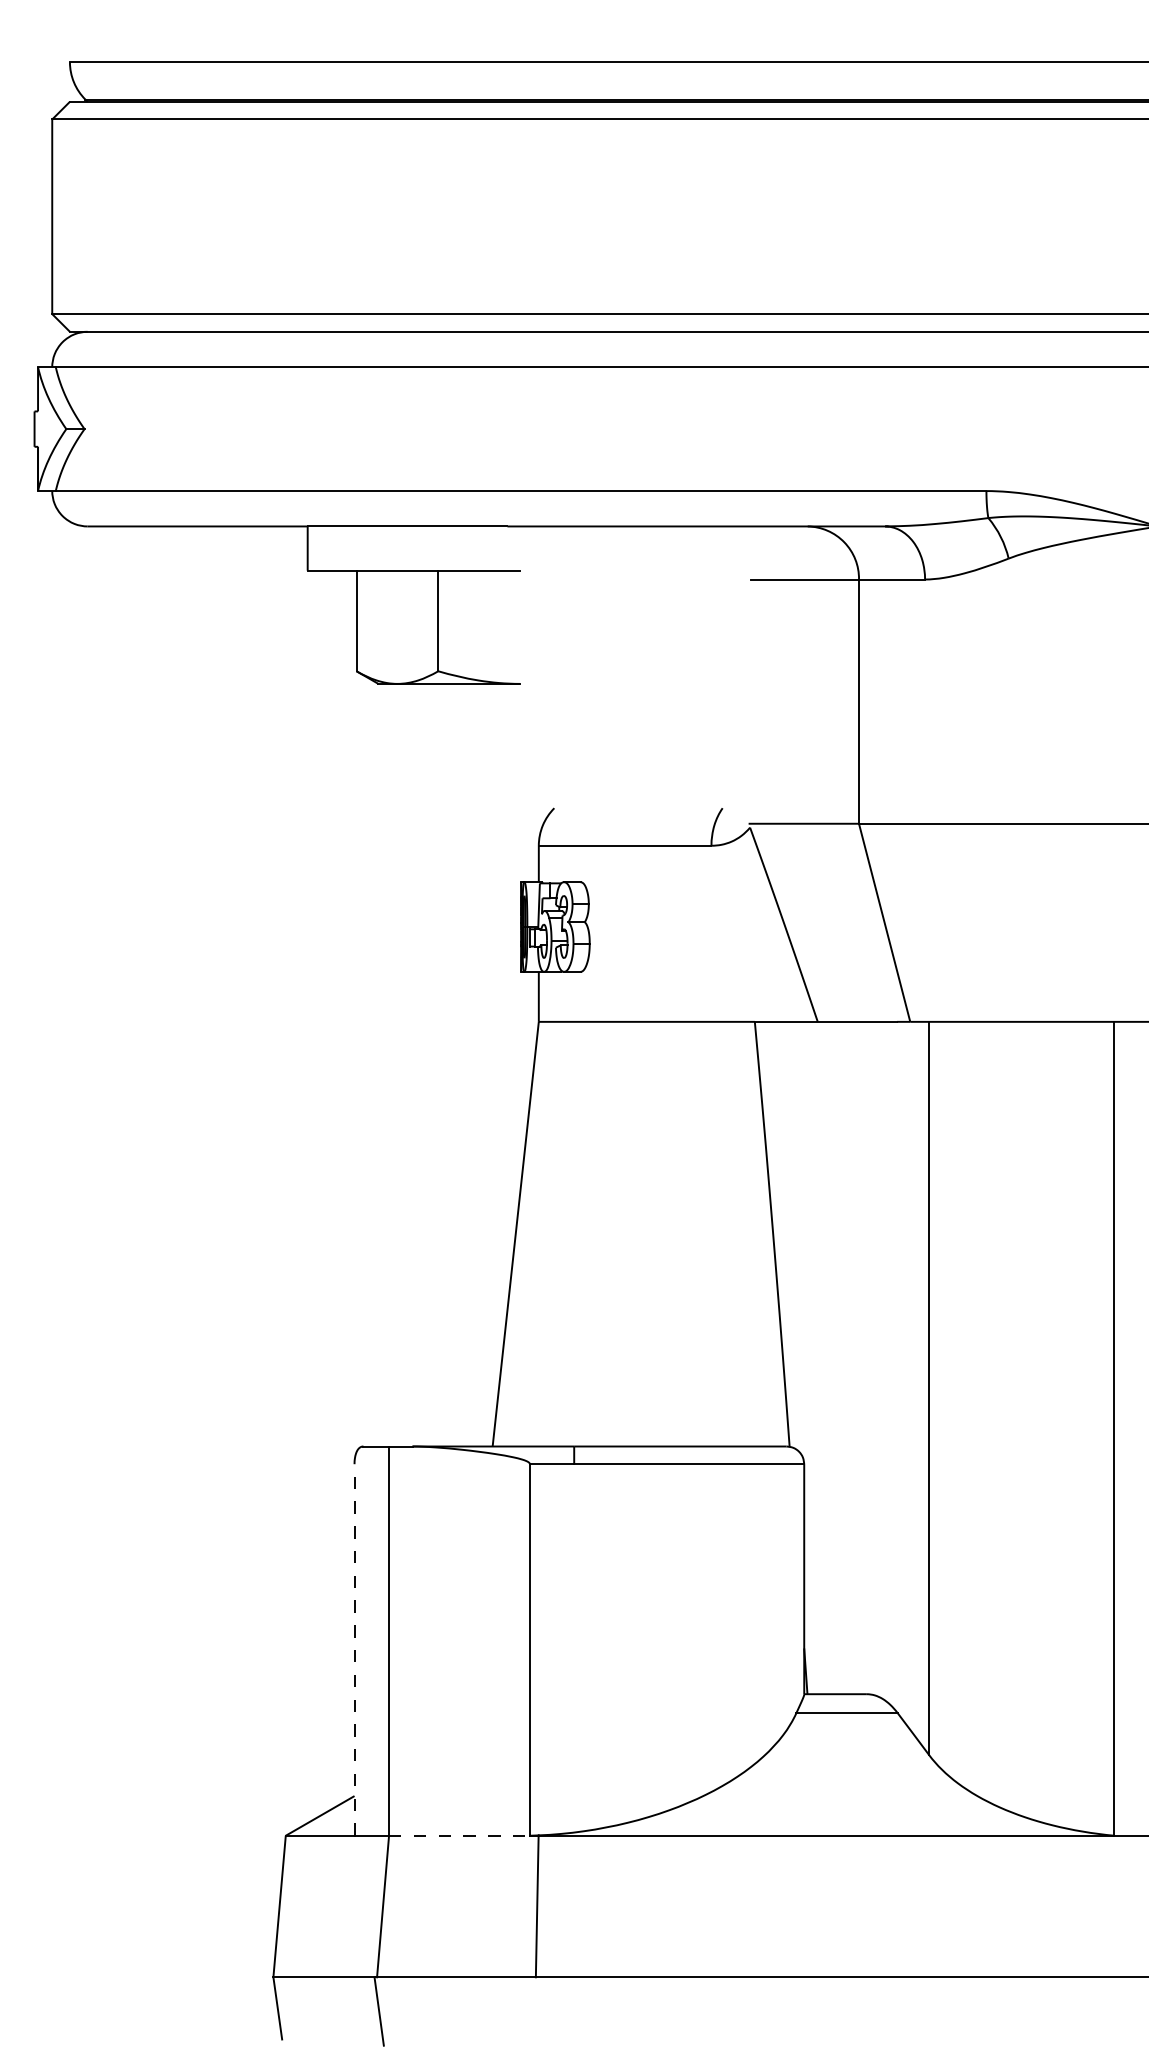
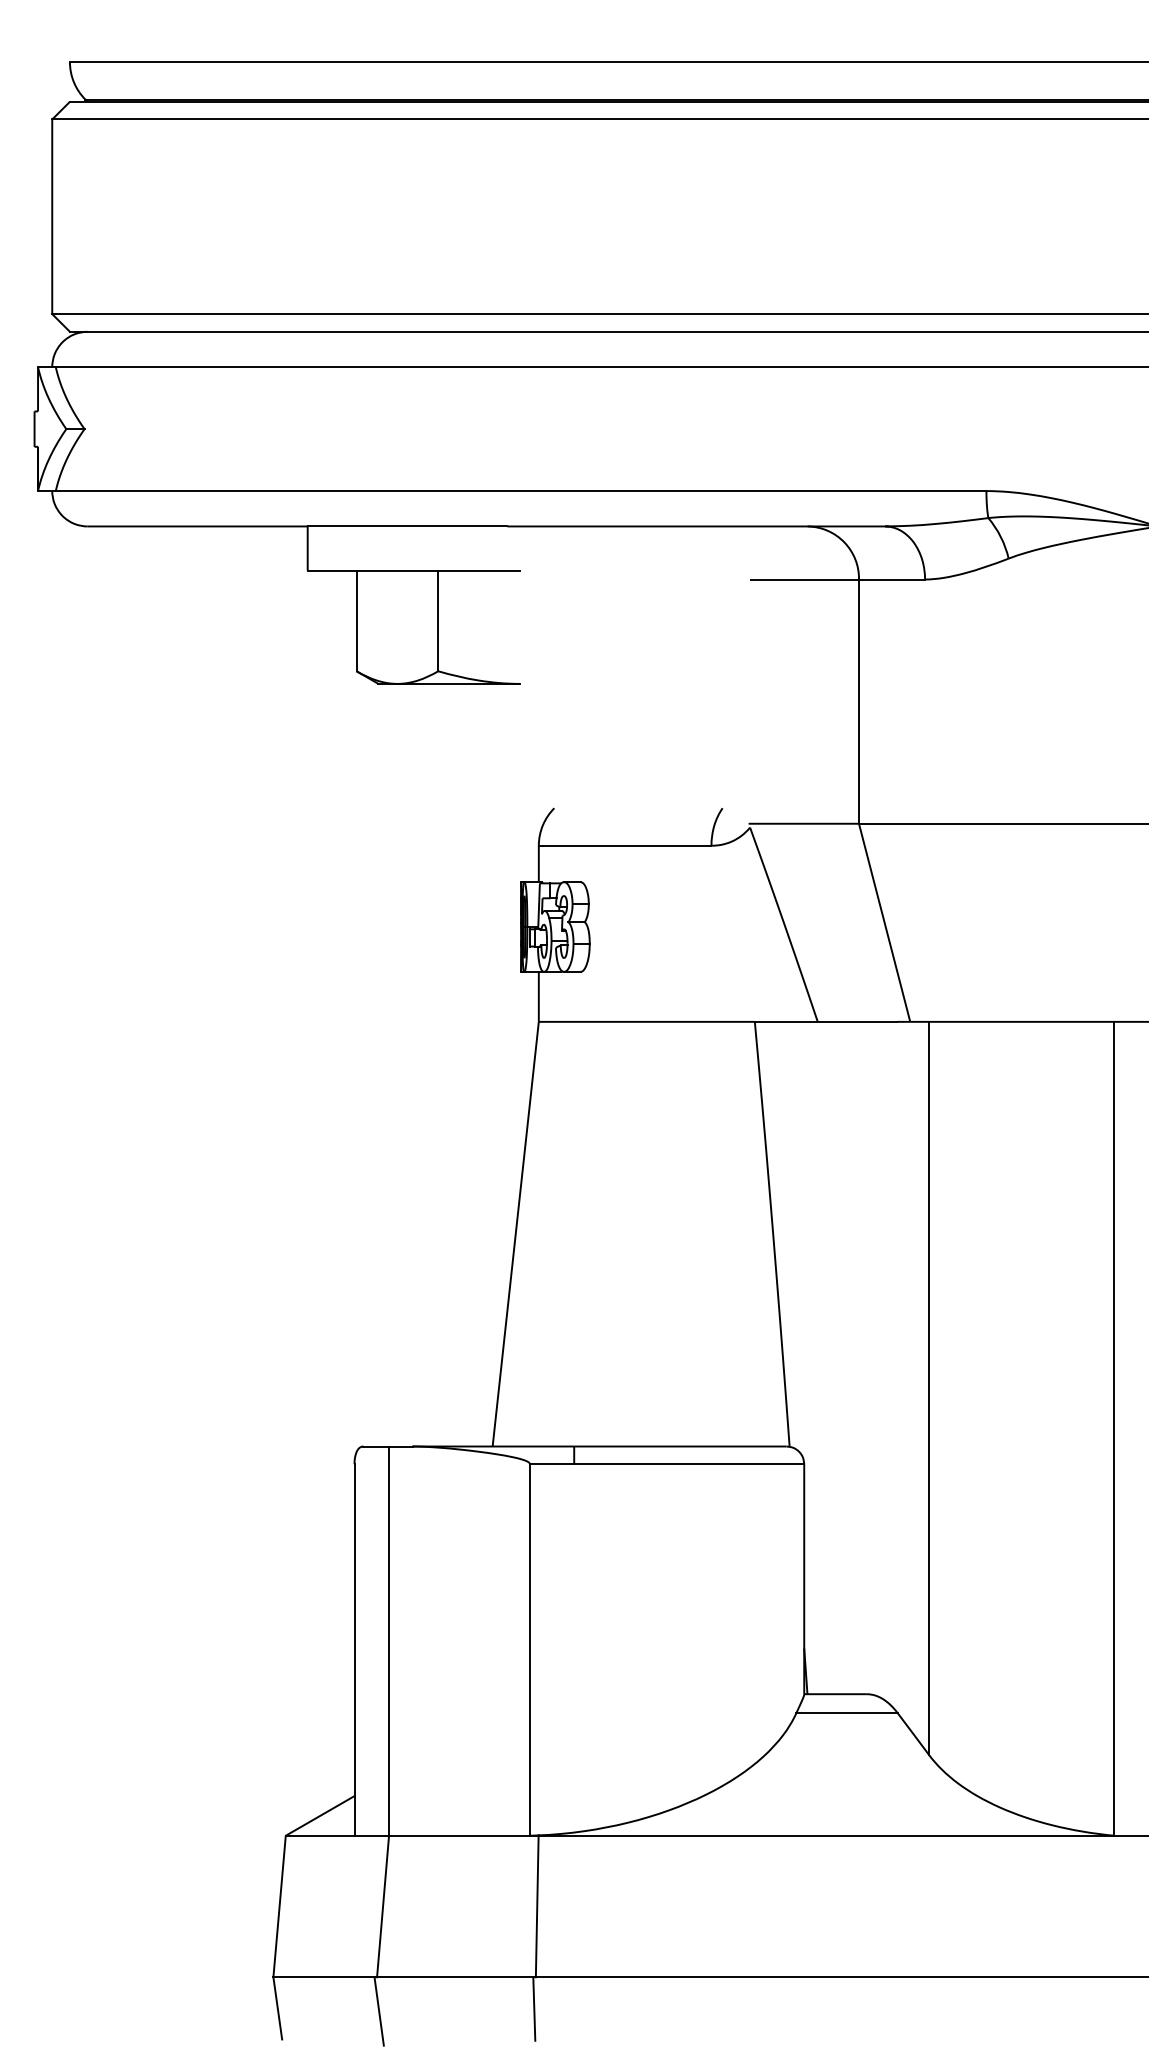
line: dashed -> solid (354, 1649)
line: dashed -> solid (460, 1835)
line: none -> present (534, 2008)
